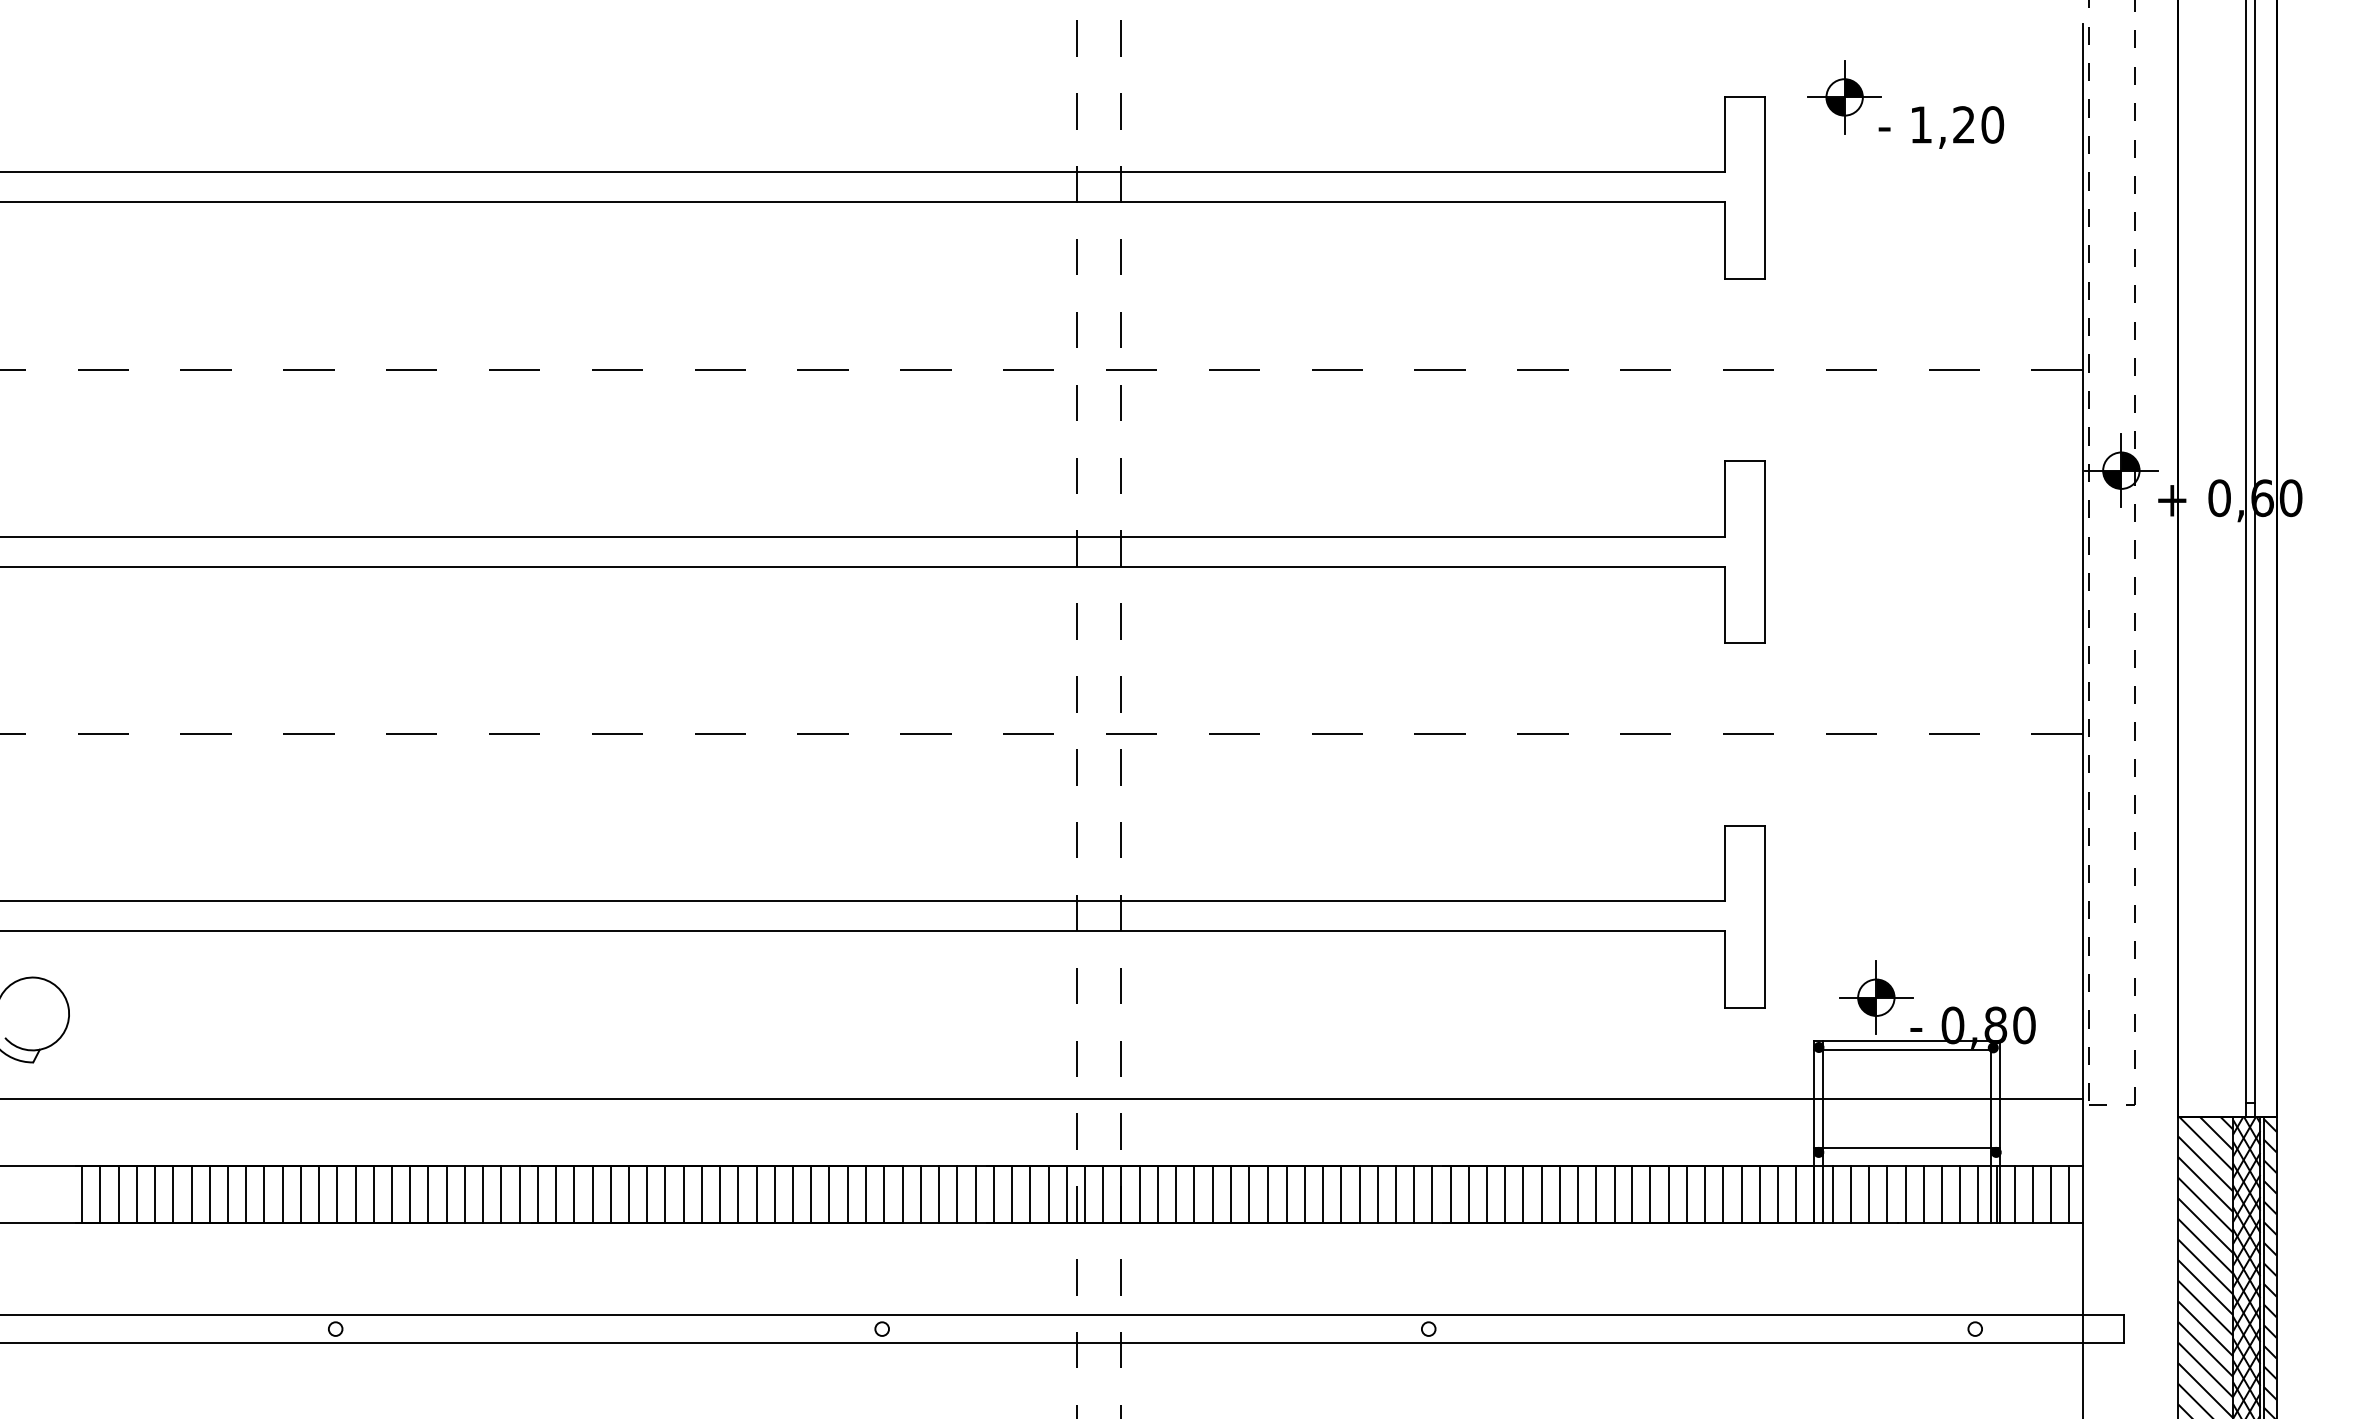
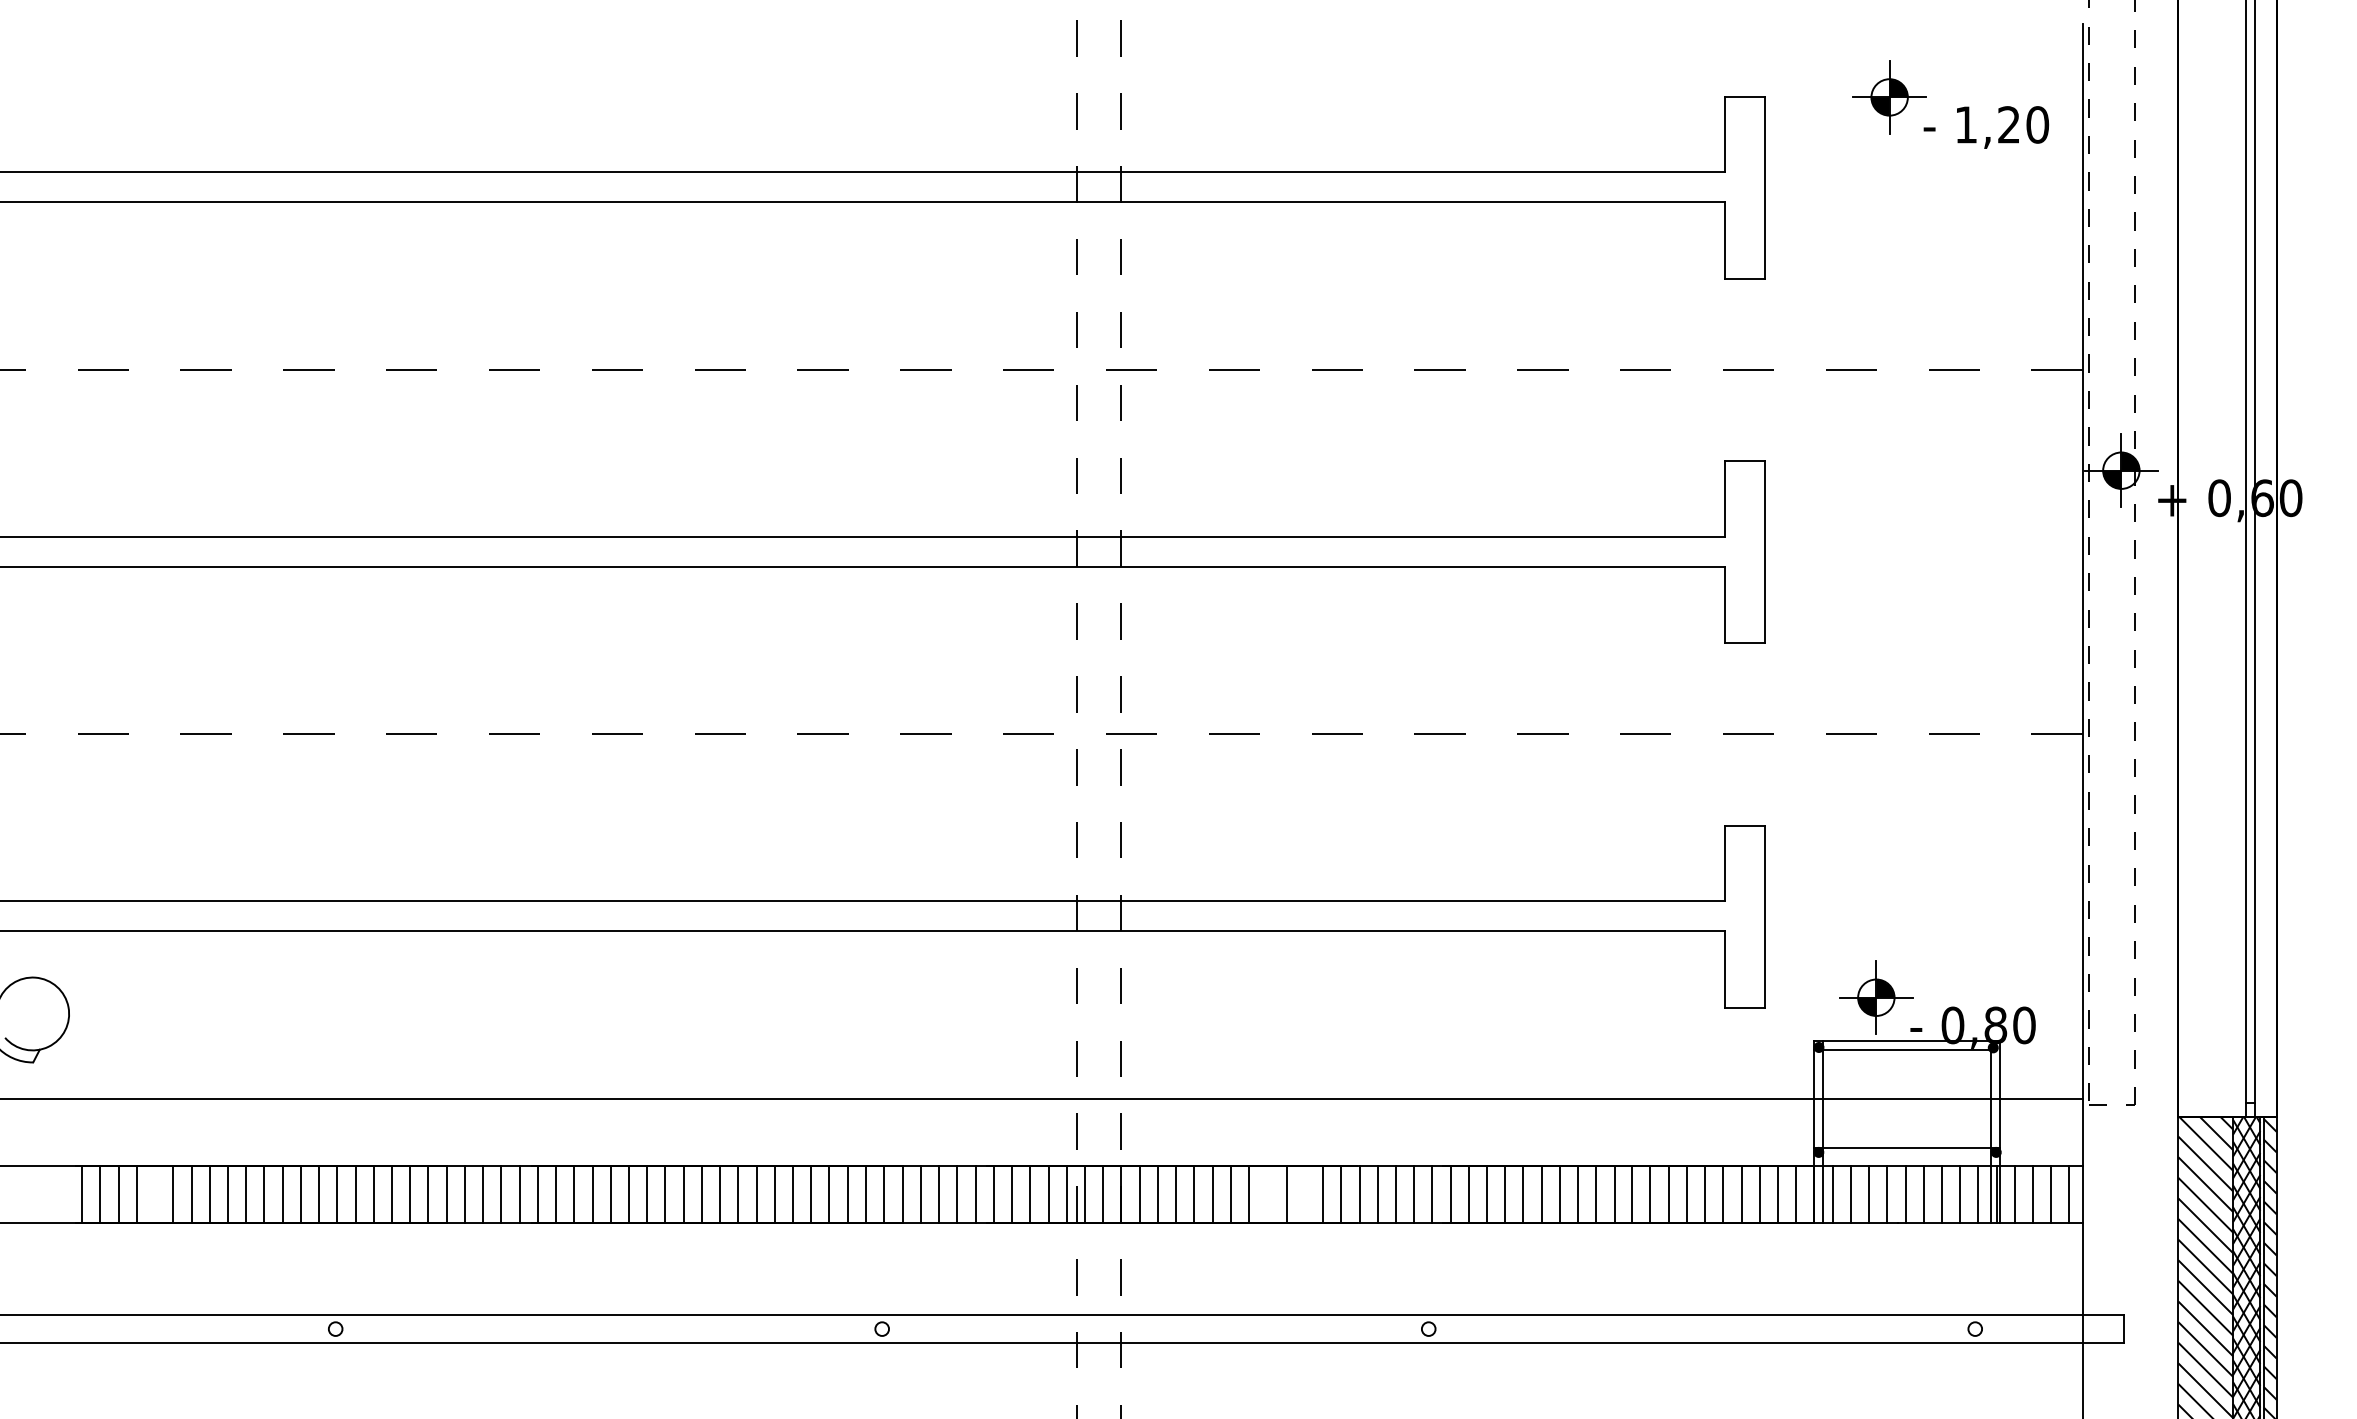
part position: (1912, 108) -> (1957, 108) (1957, 108)
line: present -> none (155, 1194)
line: present -> none (1268, 1194)
line: present -> none (1304, 1194)
